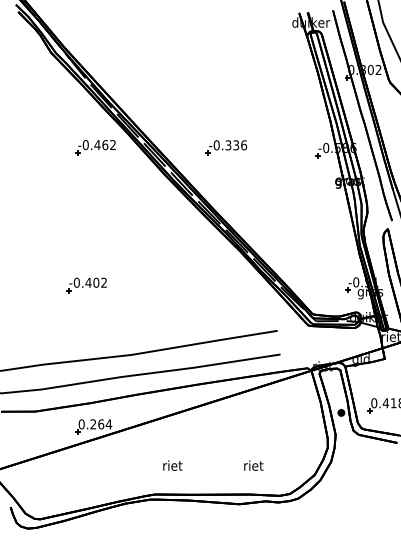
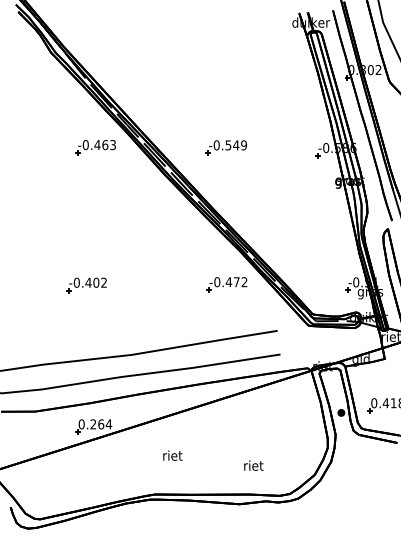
text: -0.462 -> -0.463 (112, 145)
text: -0.336 -> -0.549 (236, 145)
part: none -> present (226, 284)
text position: (172, 465) -> (172, 455) (172, 455)
